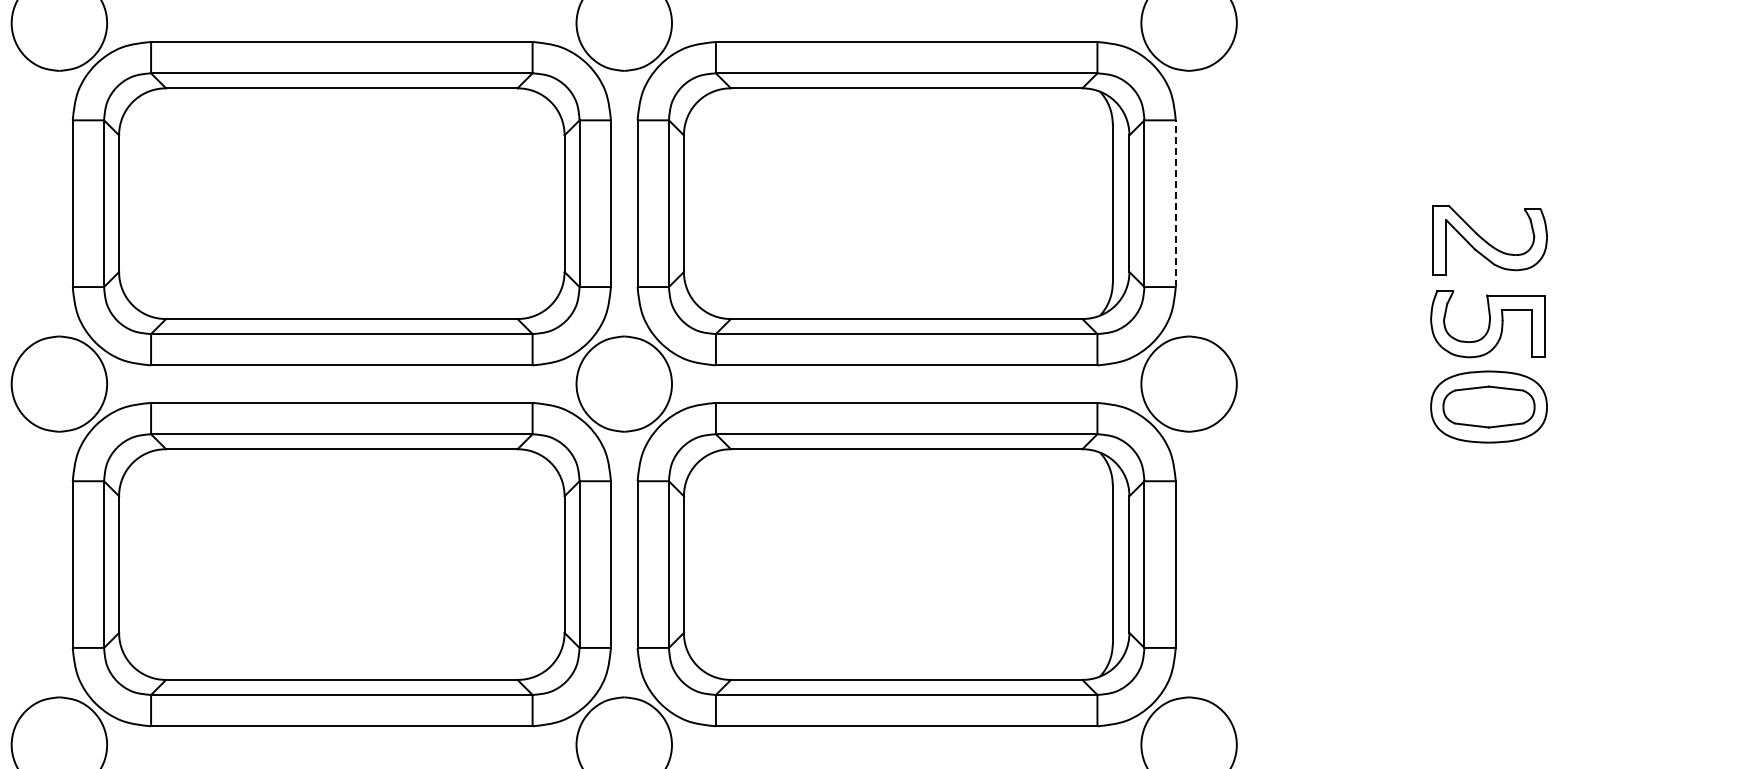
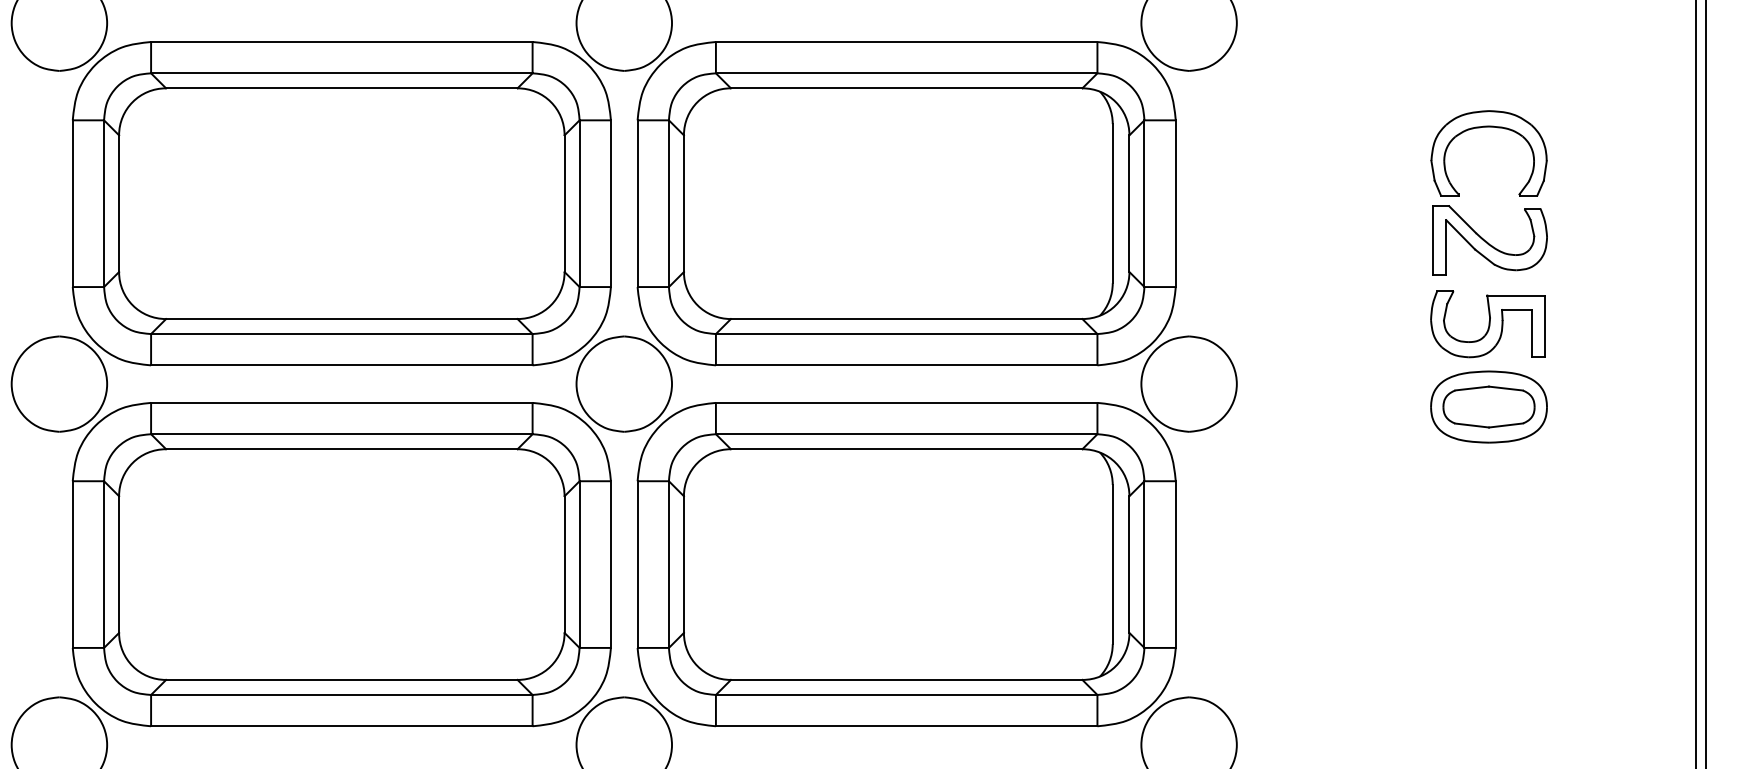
part: none -> present (1488, 127)
line: dashed -> solid (1175, 203)
line: none -> present (1696, 383)
line: none -> present (1706, 383)
